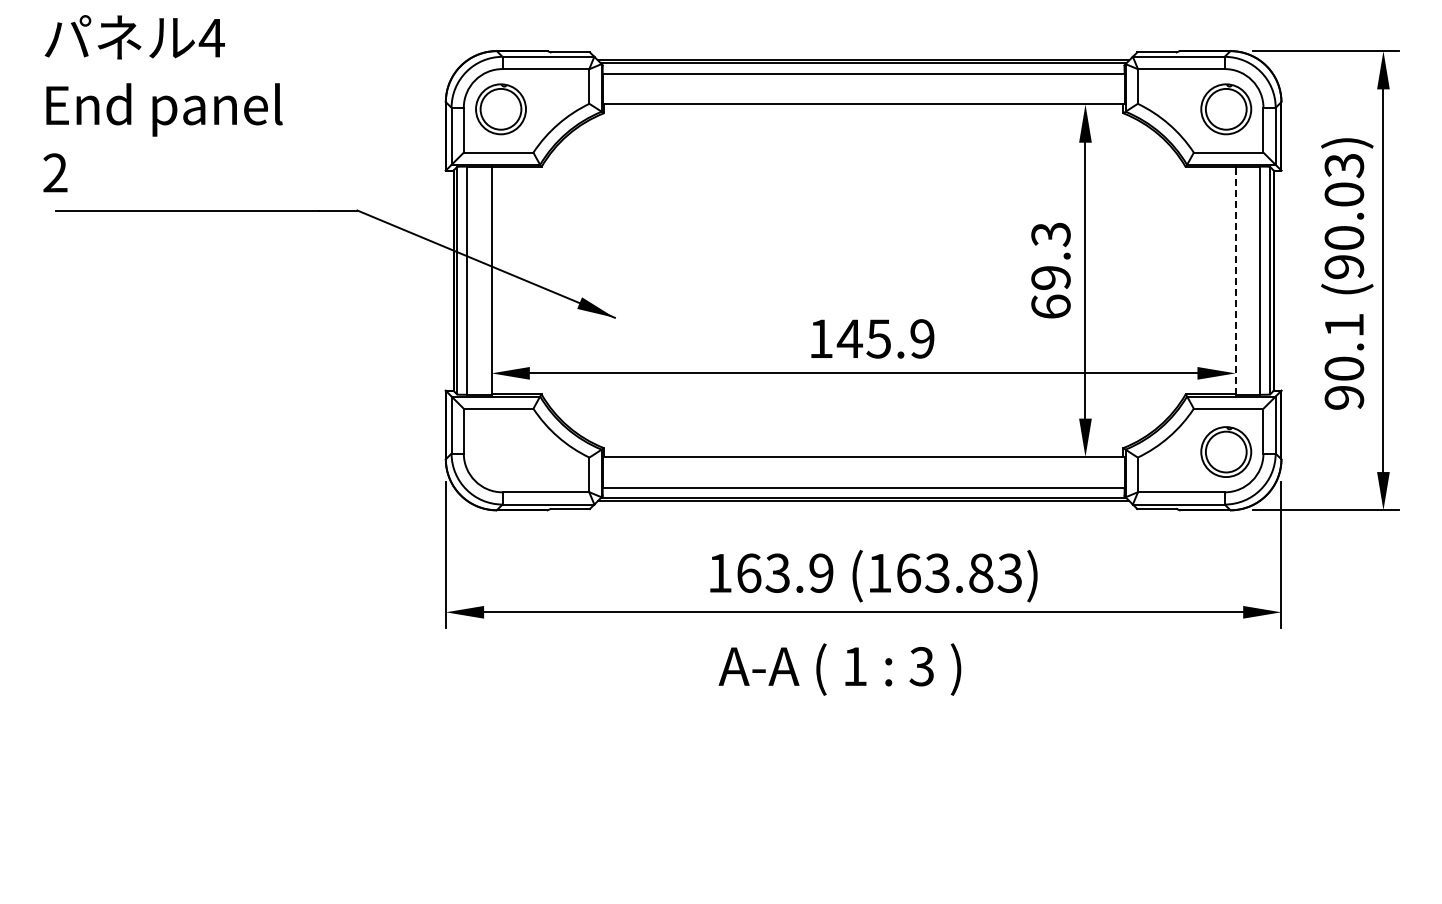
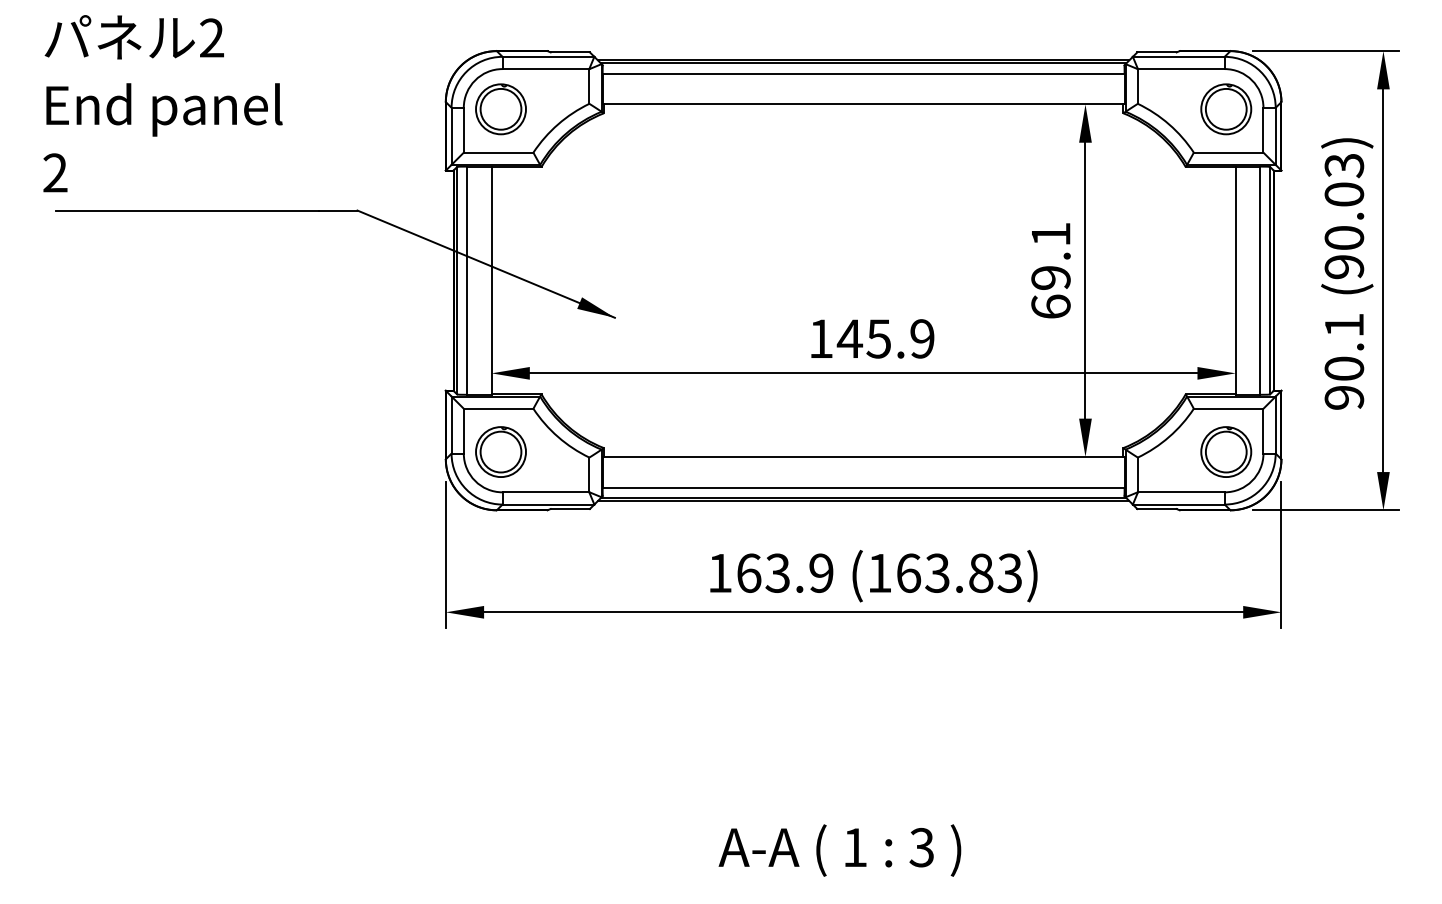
text: 4 -> 2 (211, 37)
text: 69.3 -> 69.1 (1050, 234)
line: dashed -> solid (1235, 280)
part: none -> present (500, 451)
text position: (839, 669) -> (839, 850) (839, 850)
